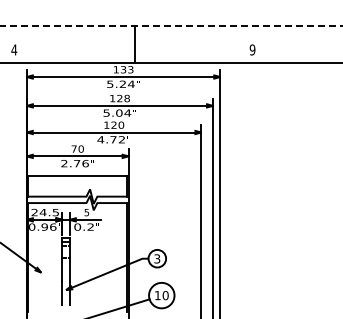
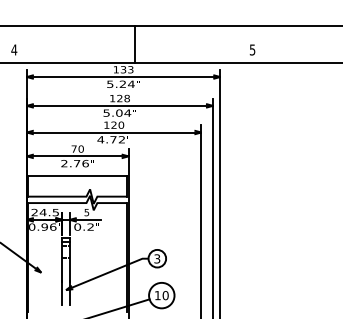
line: dashed -> solid (171, 26)
text: 9 -> 5 (252, 49)
